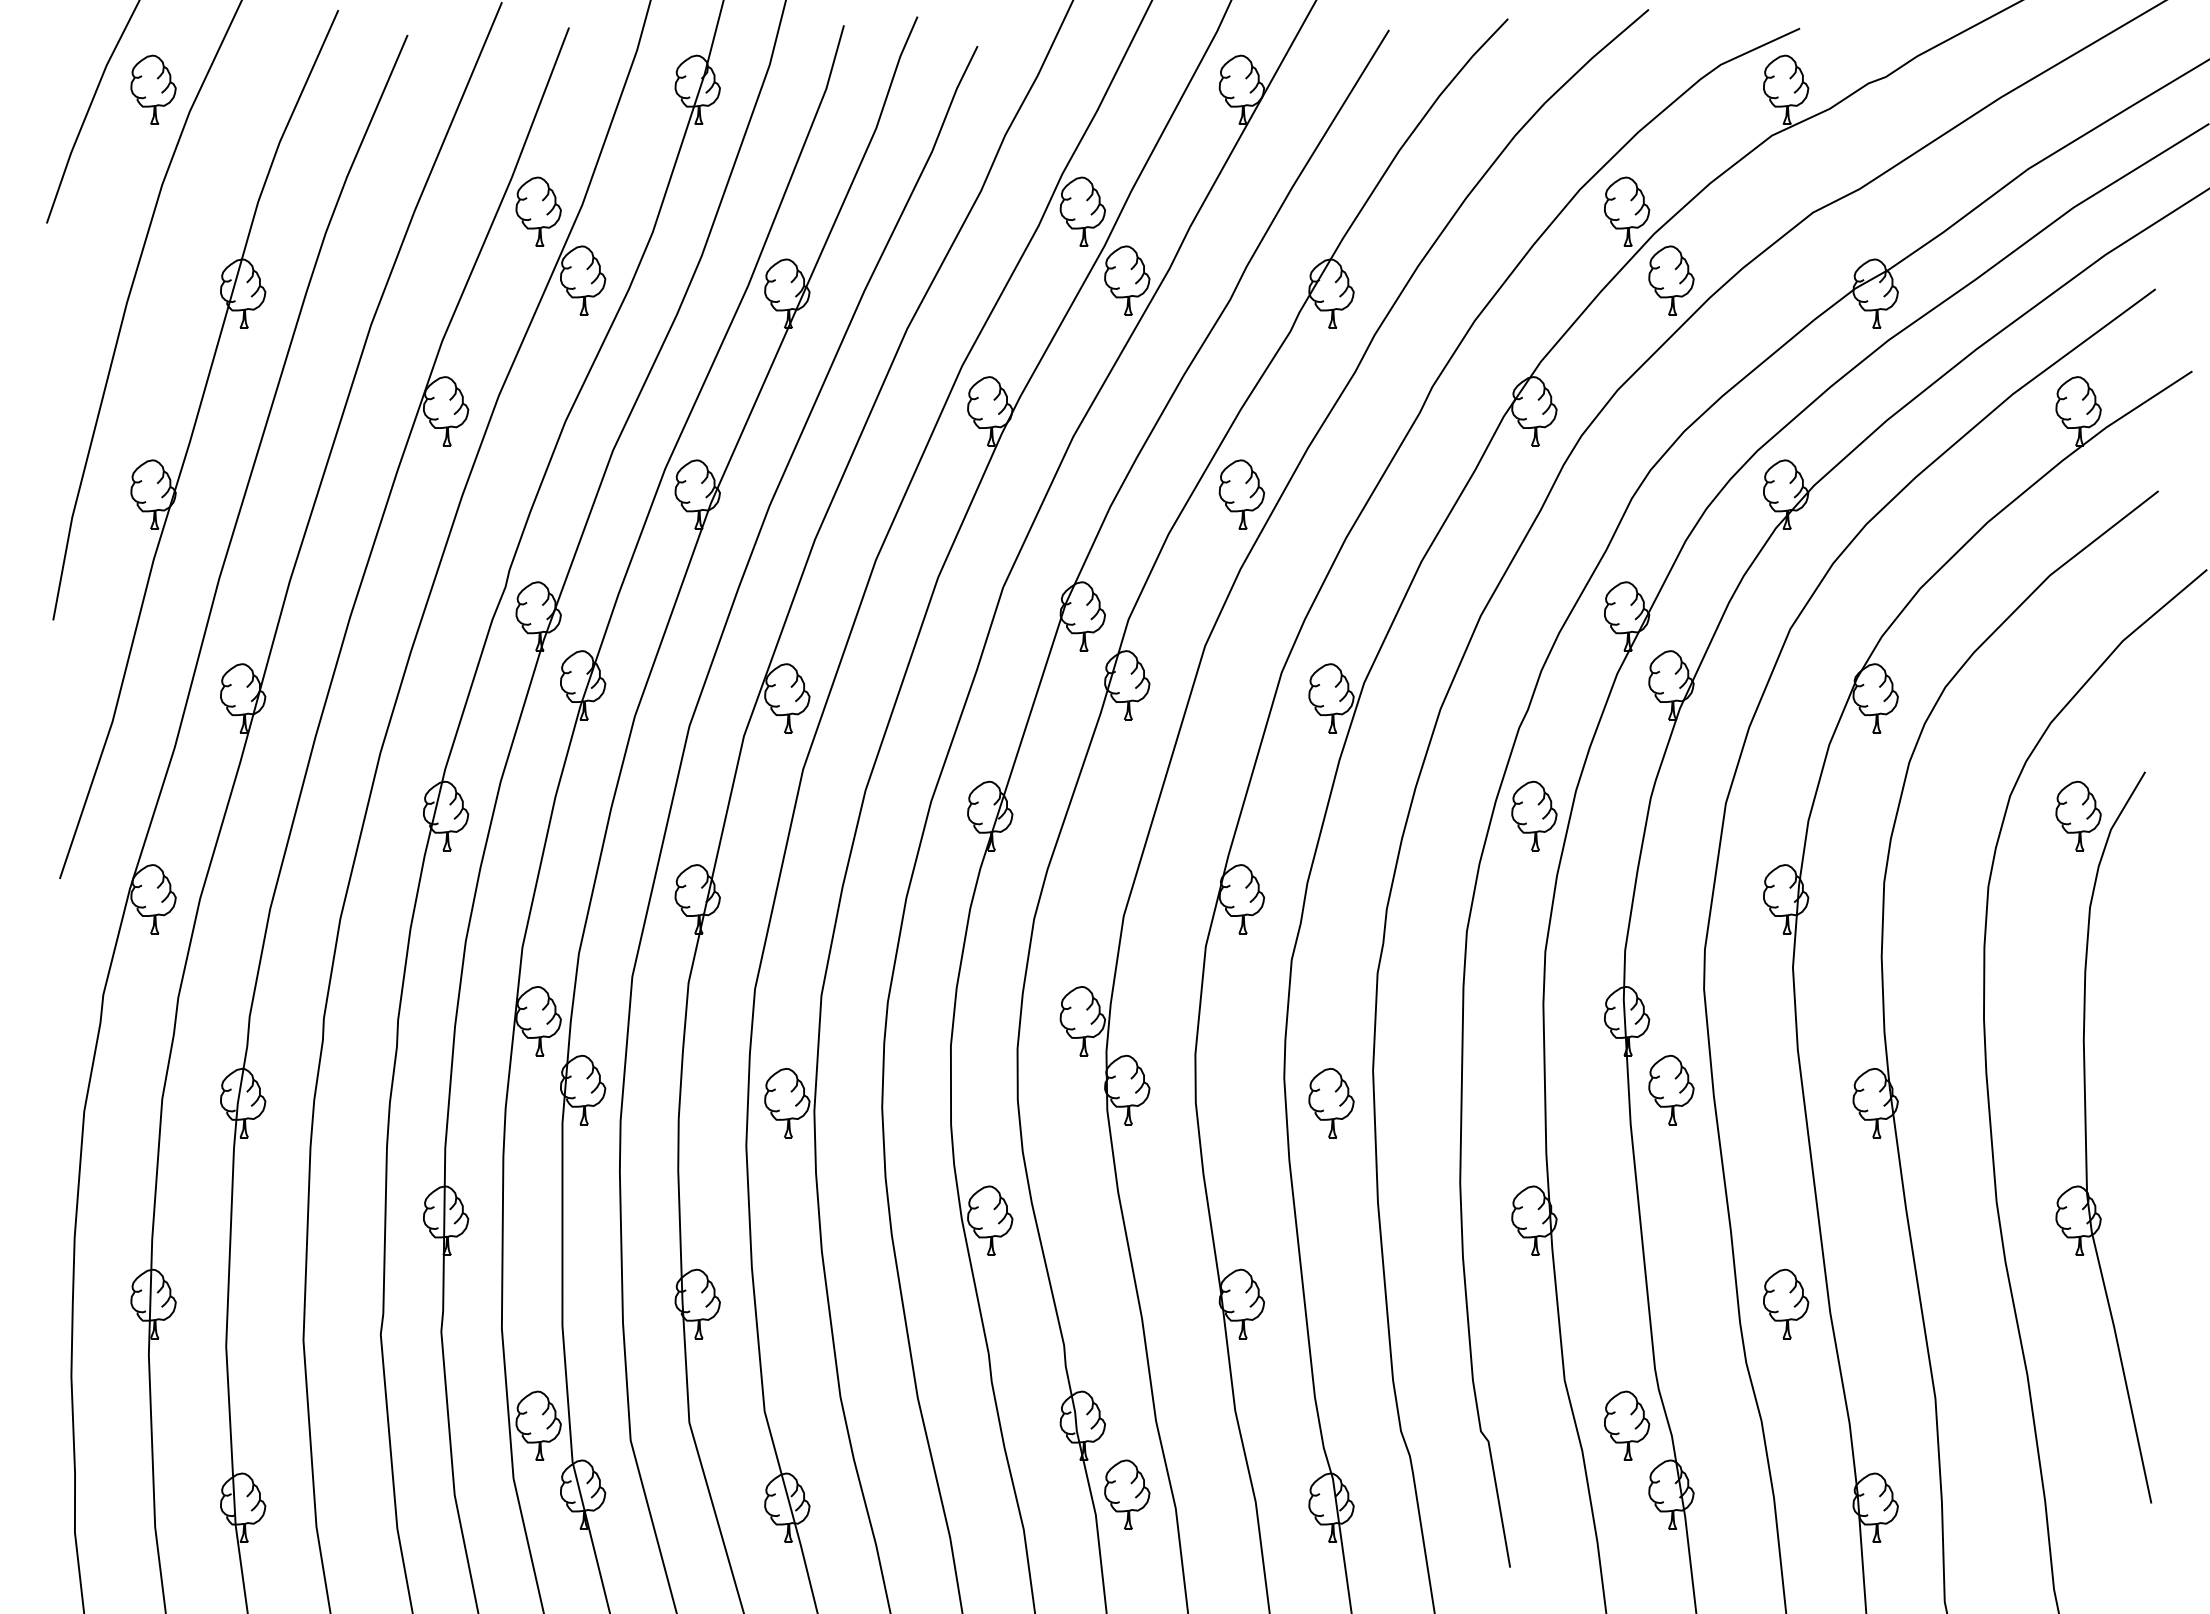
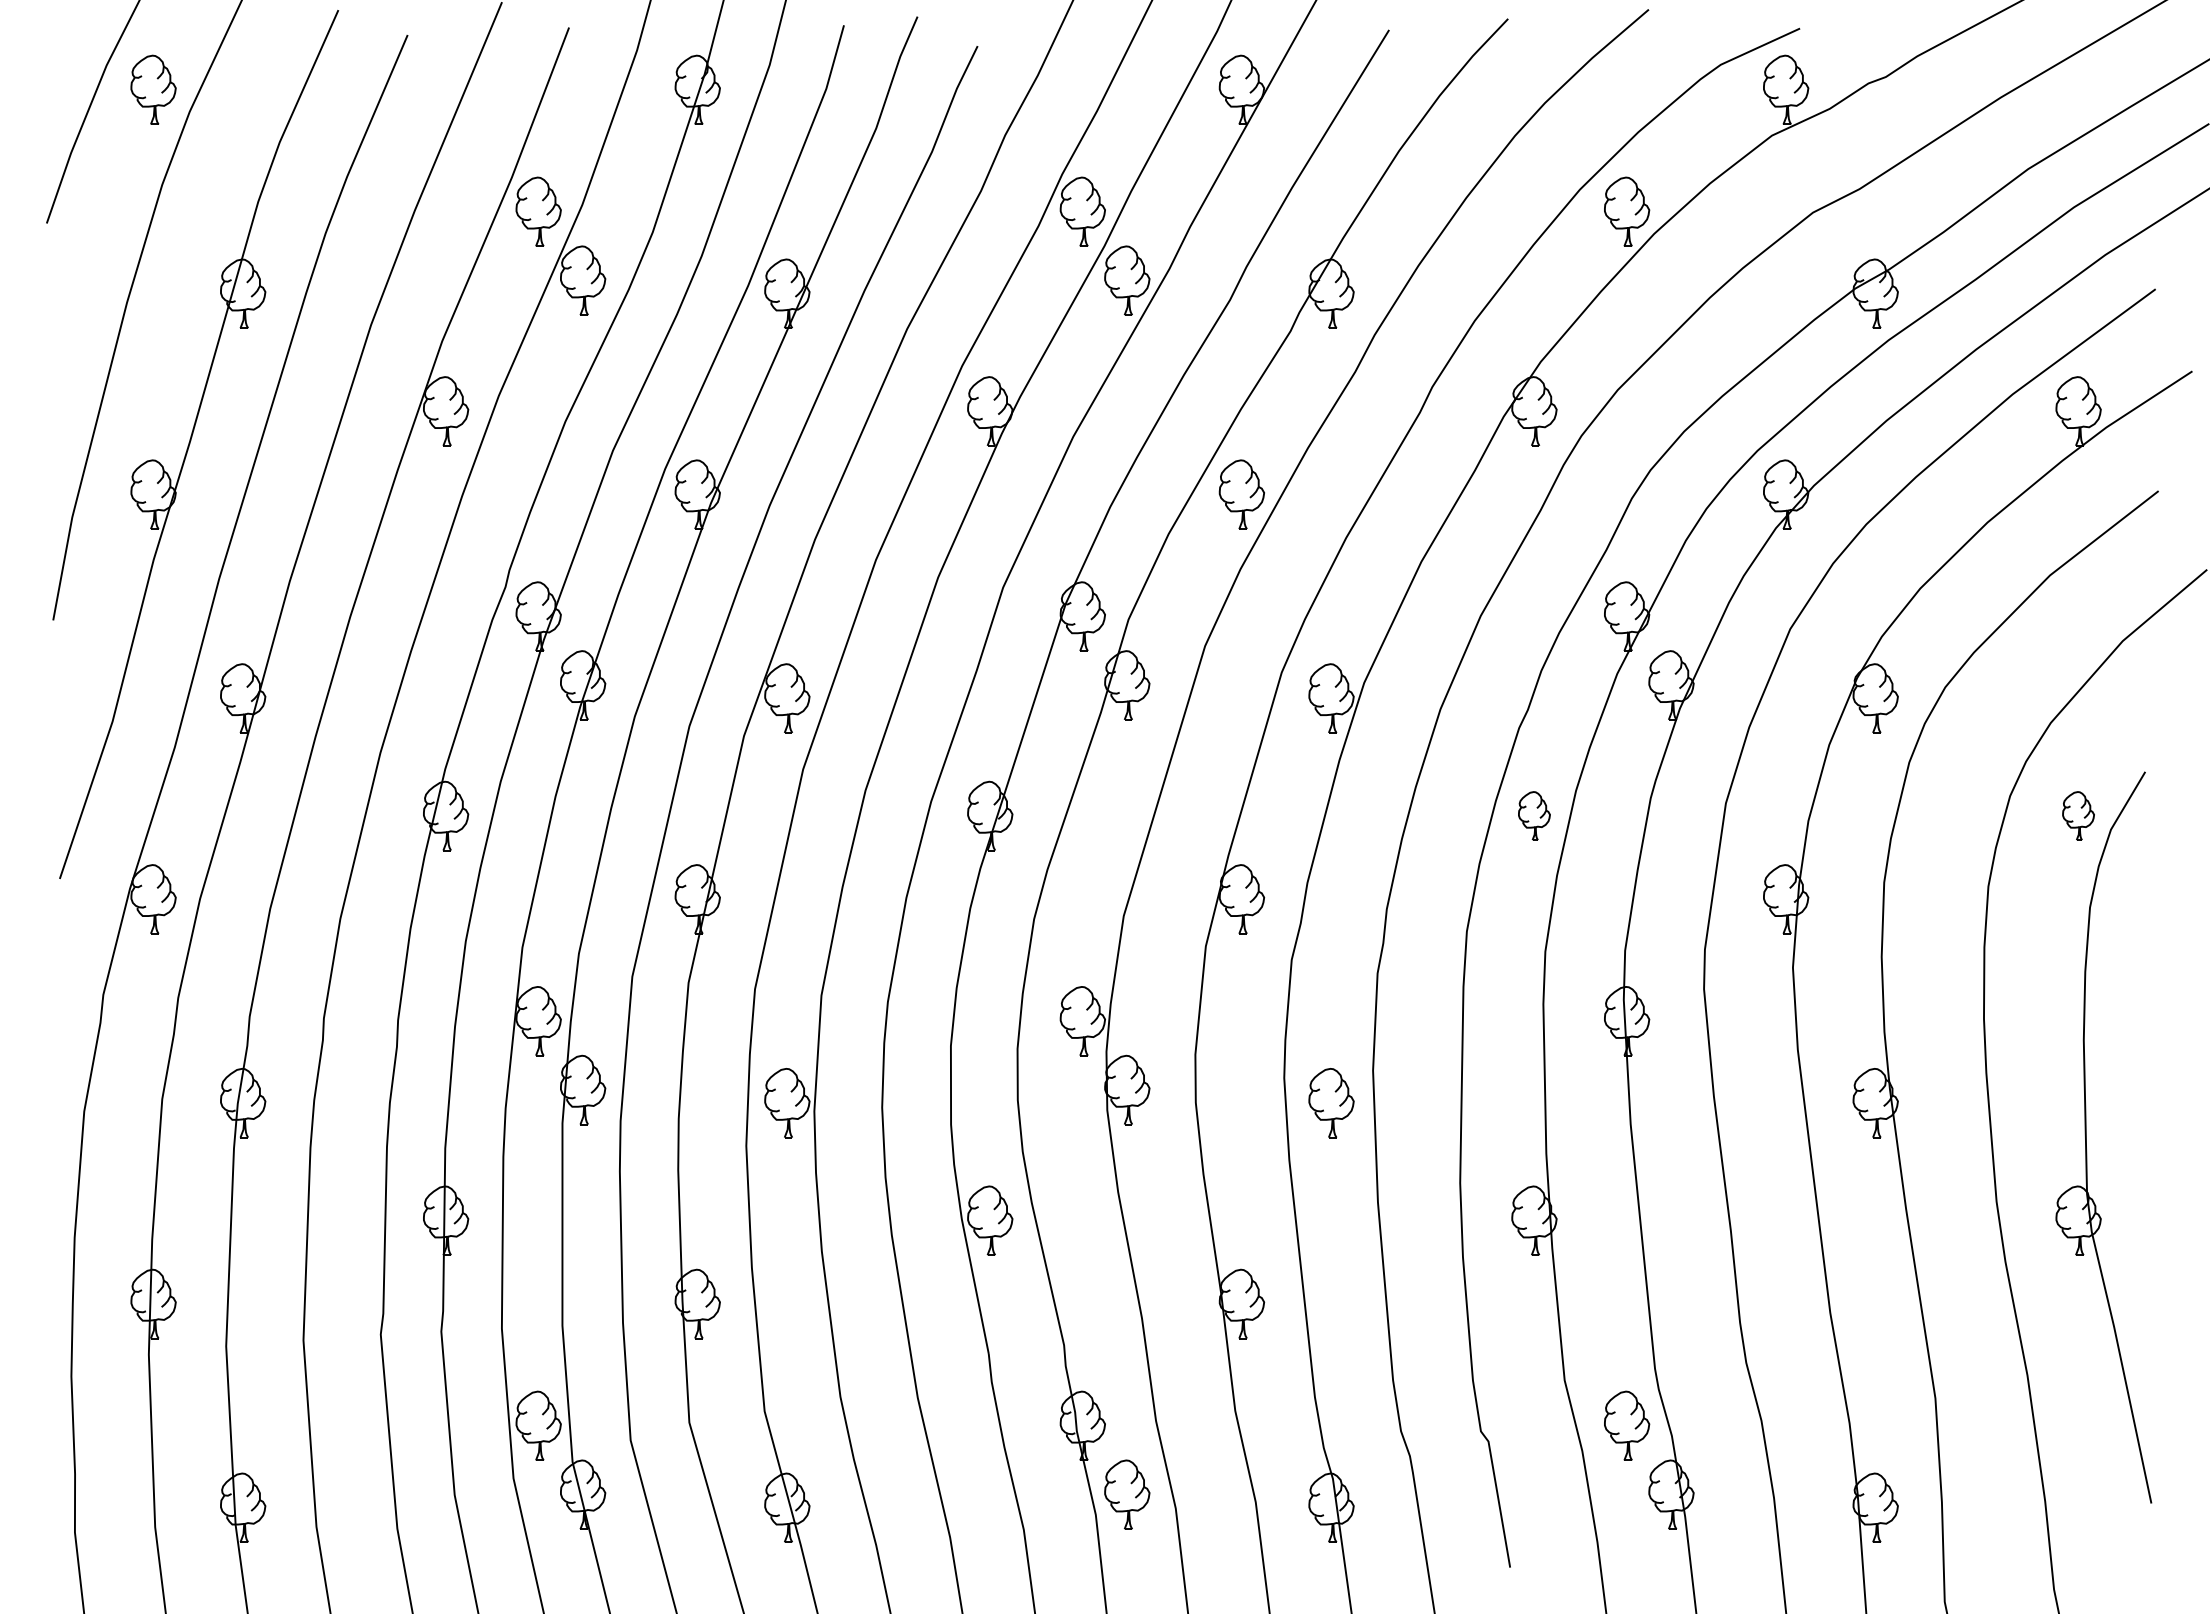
part: present -> none (1671, 280)
part size: 47x72 px -> 33x50 px (1534, 815)
part size: 47x72 px -> 33x50 px (2078, 815)
part: present -> none (1671, 1089)
part: present -> none (1786, 1303)
